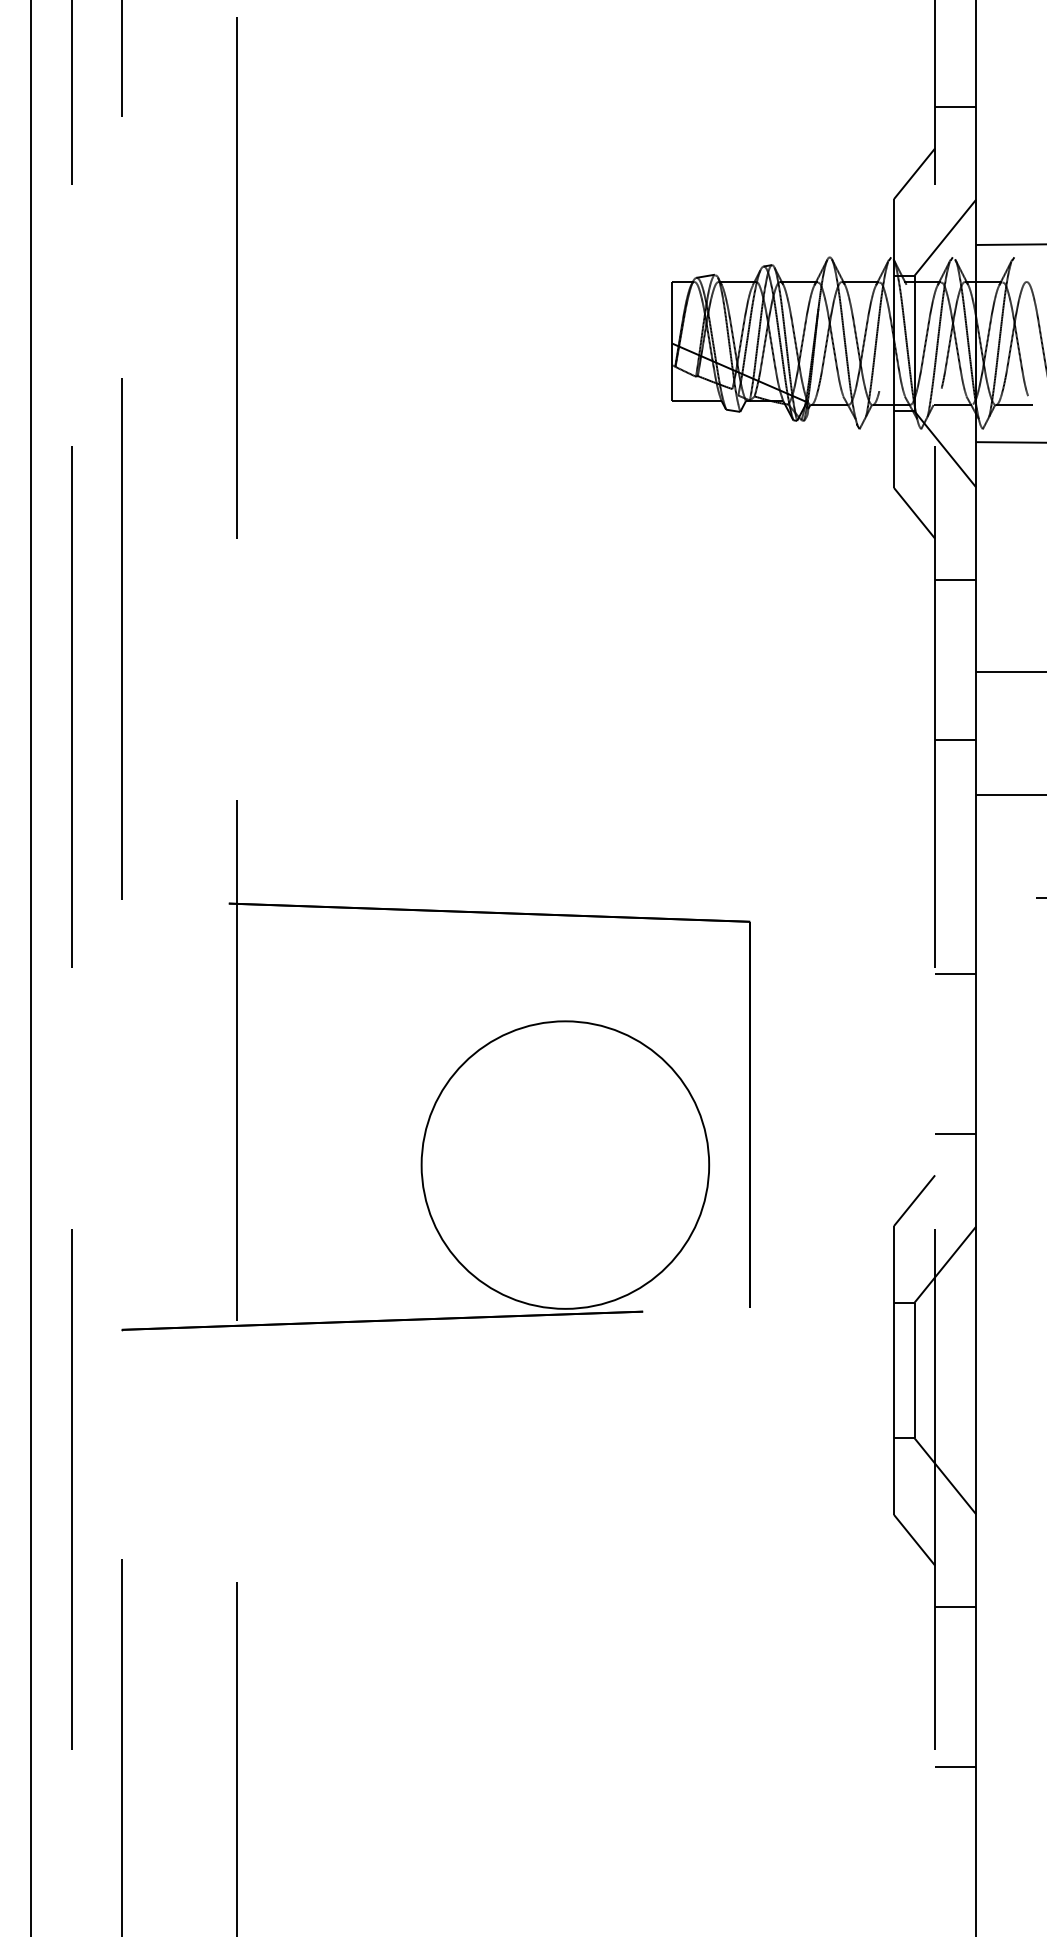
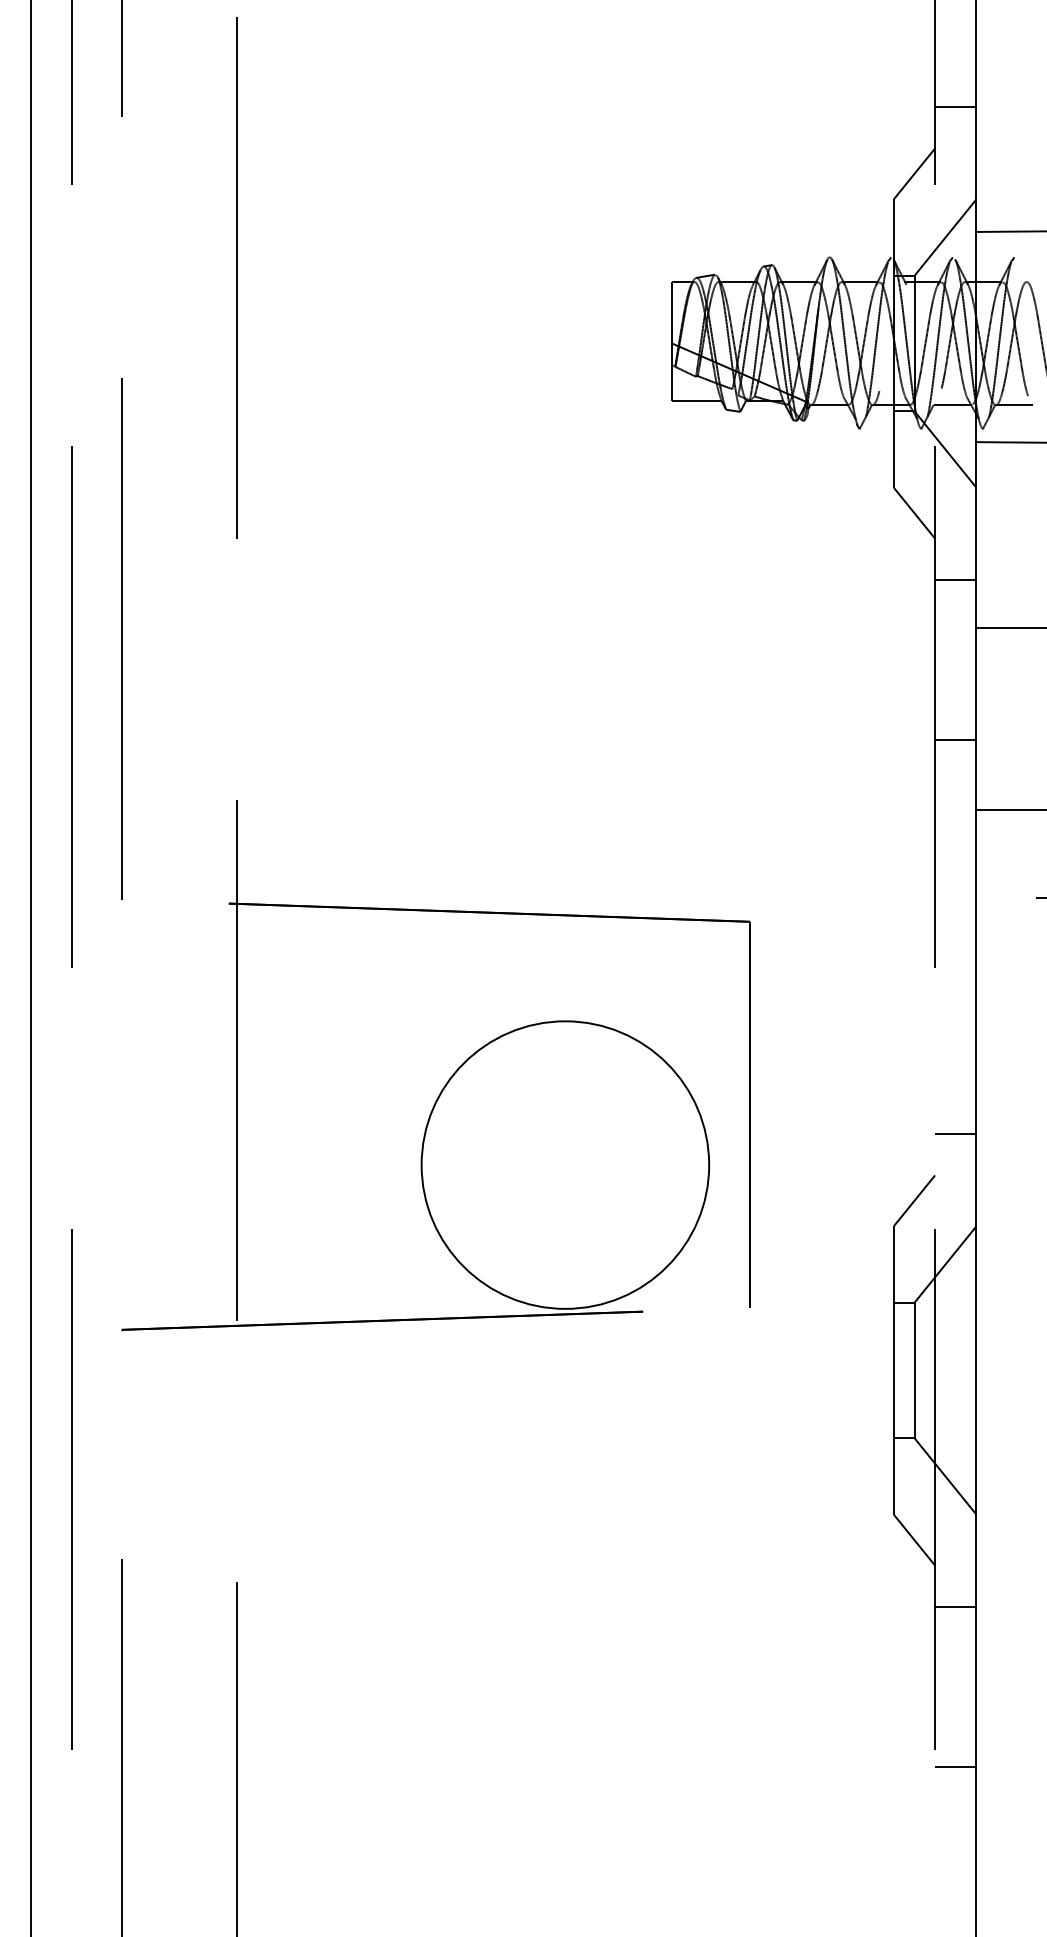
line position: (1009, 244) -> (1009, 231) (1009, 231)
line position: (1009, 672) -> (1009, 628) (1009, 628)
line position: (1009, 795) -> (1009, 810) (1009, 810)
line: present -> none (955, 974)
